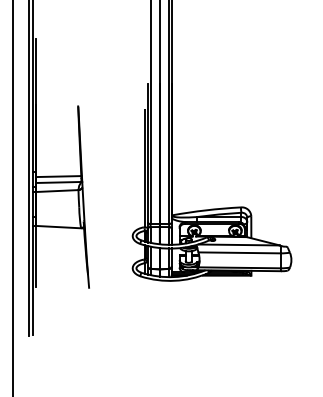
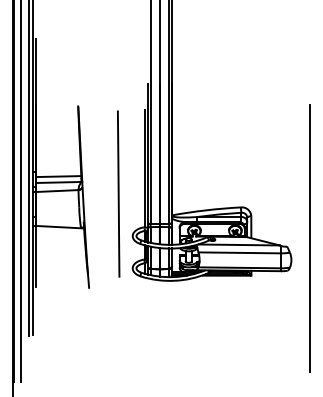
line: none -> present (13, 192)
line: none -> present (21, 192)
line: none -> present (118, 193)
line: none -> present (309, 238)
